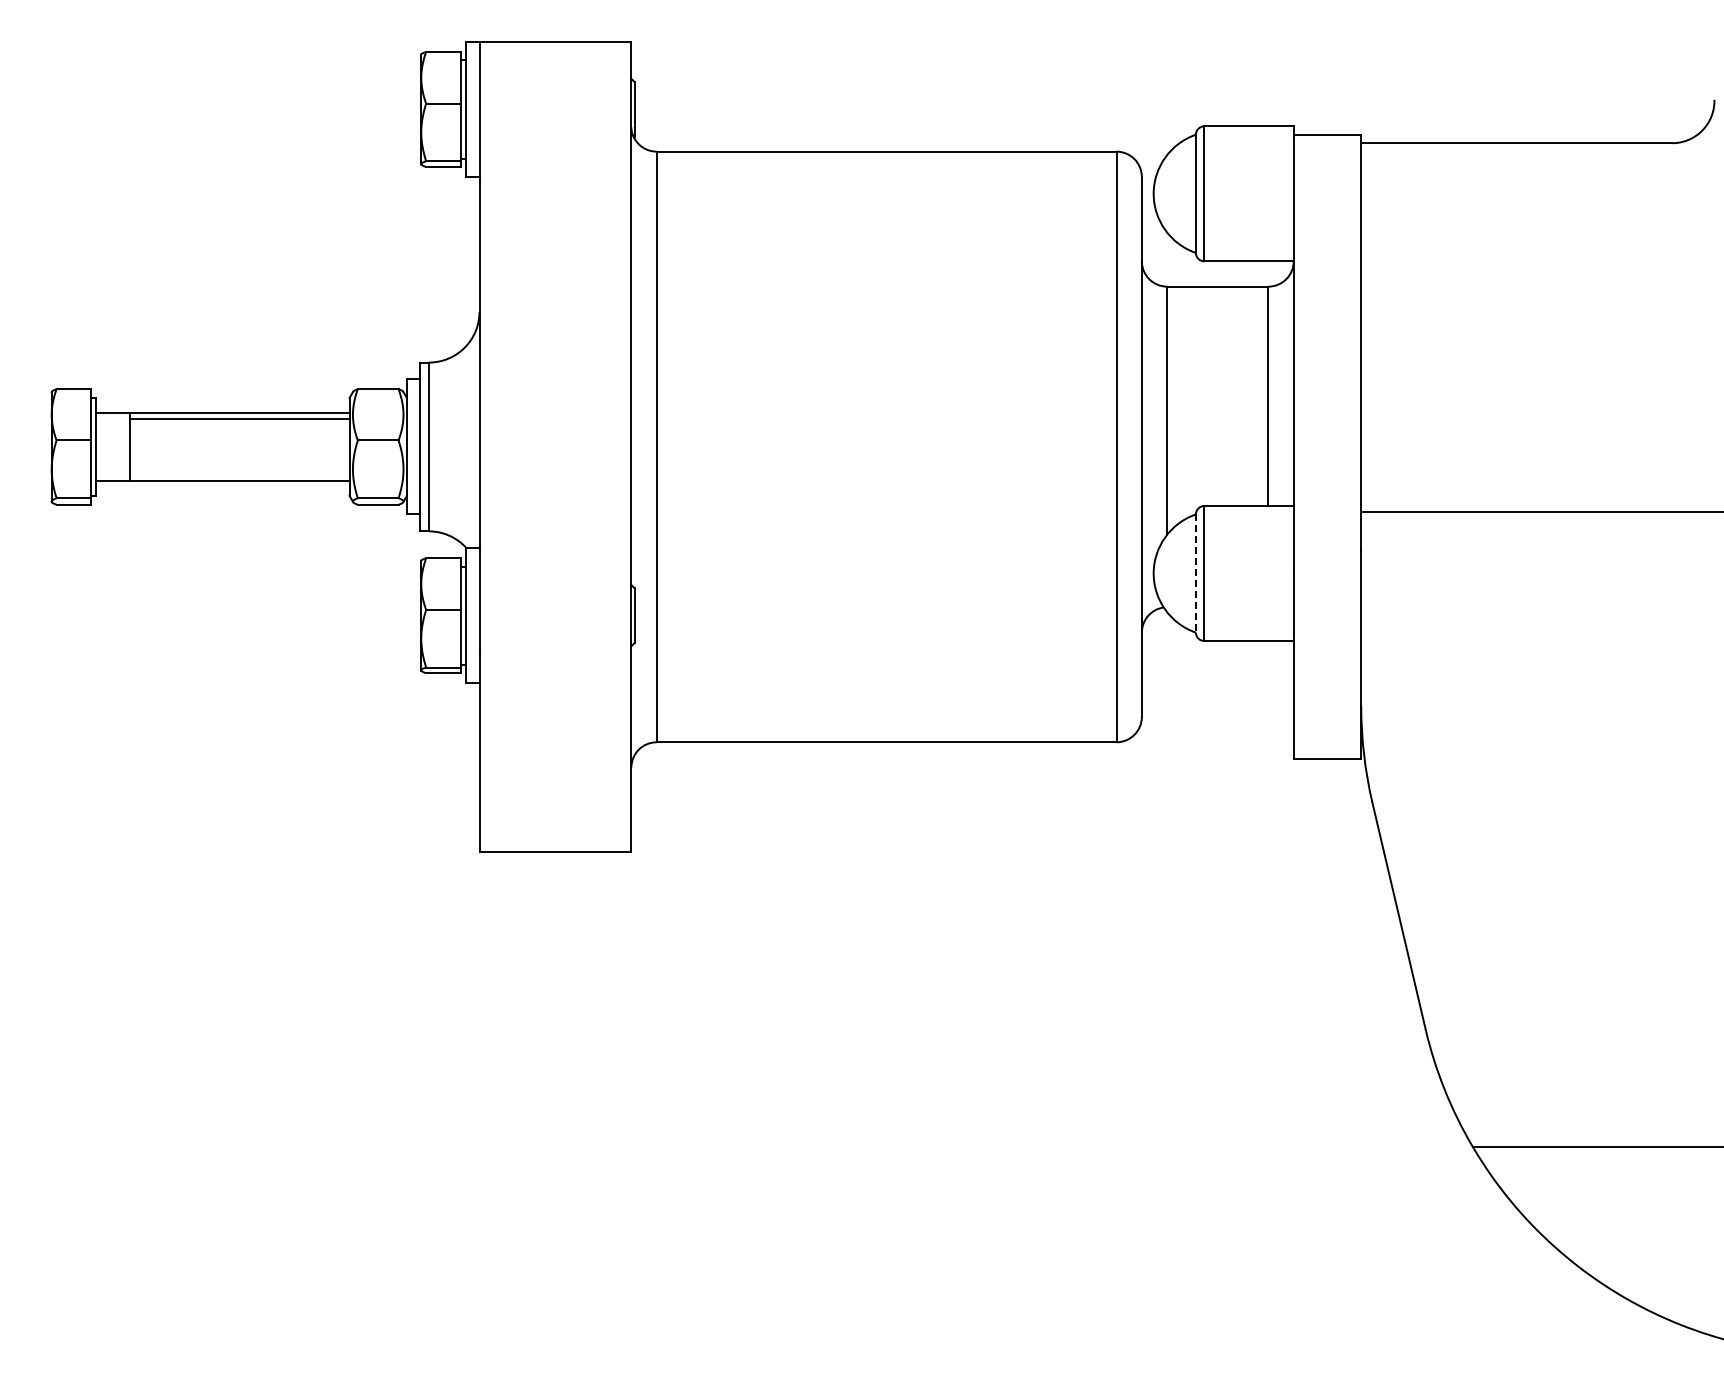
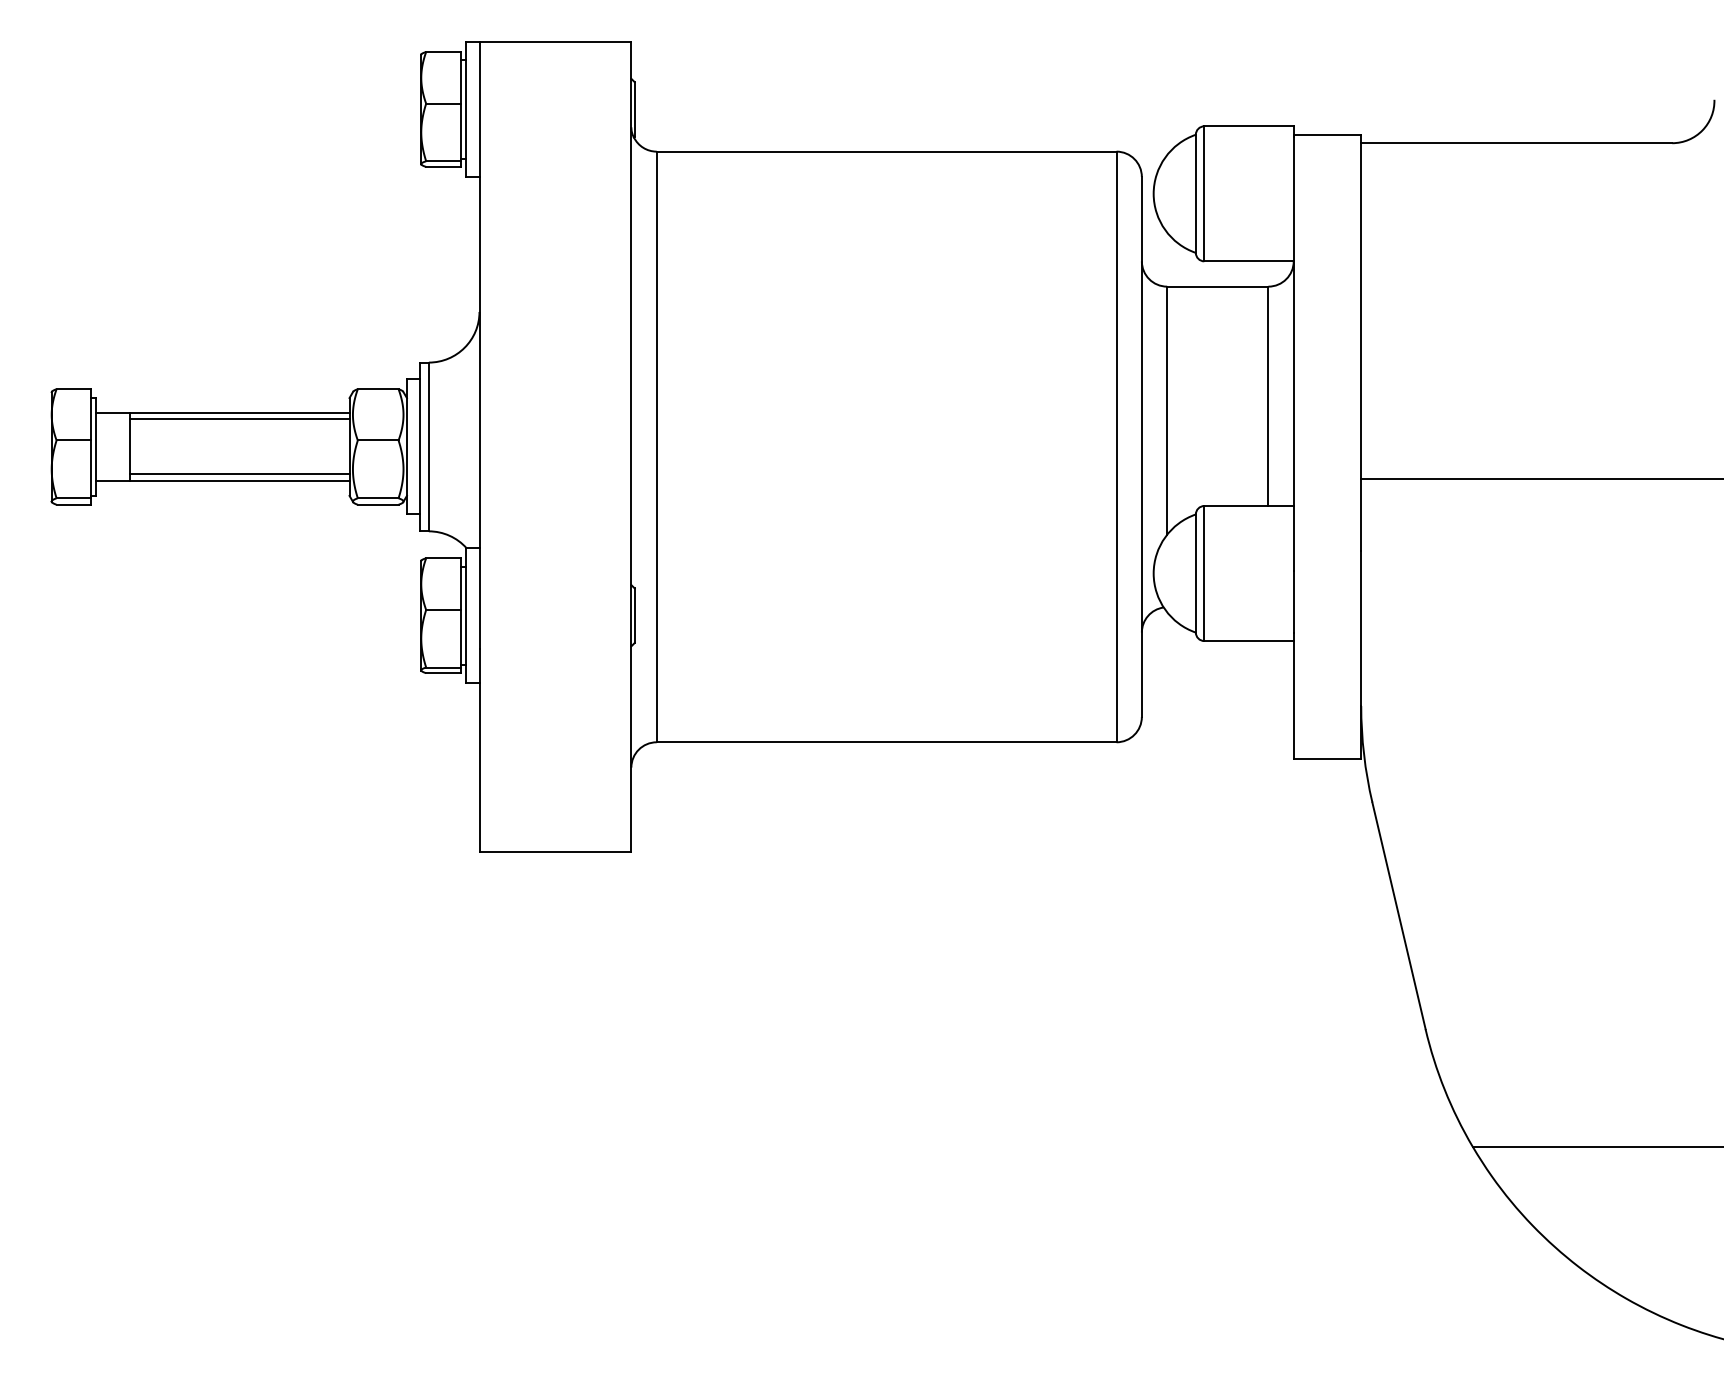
line: none -> present (239, 474)
line position: (1540, 512) -> (1540, 479) (1540, 479)
line: dashed -> solid (1195, 574)
